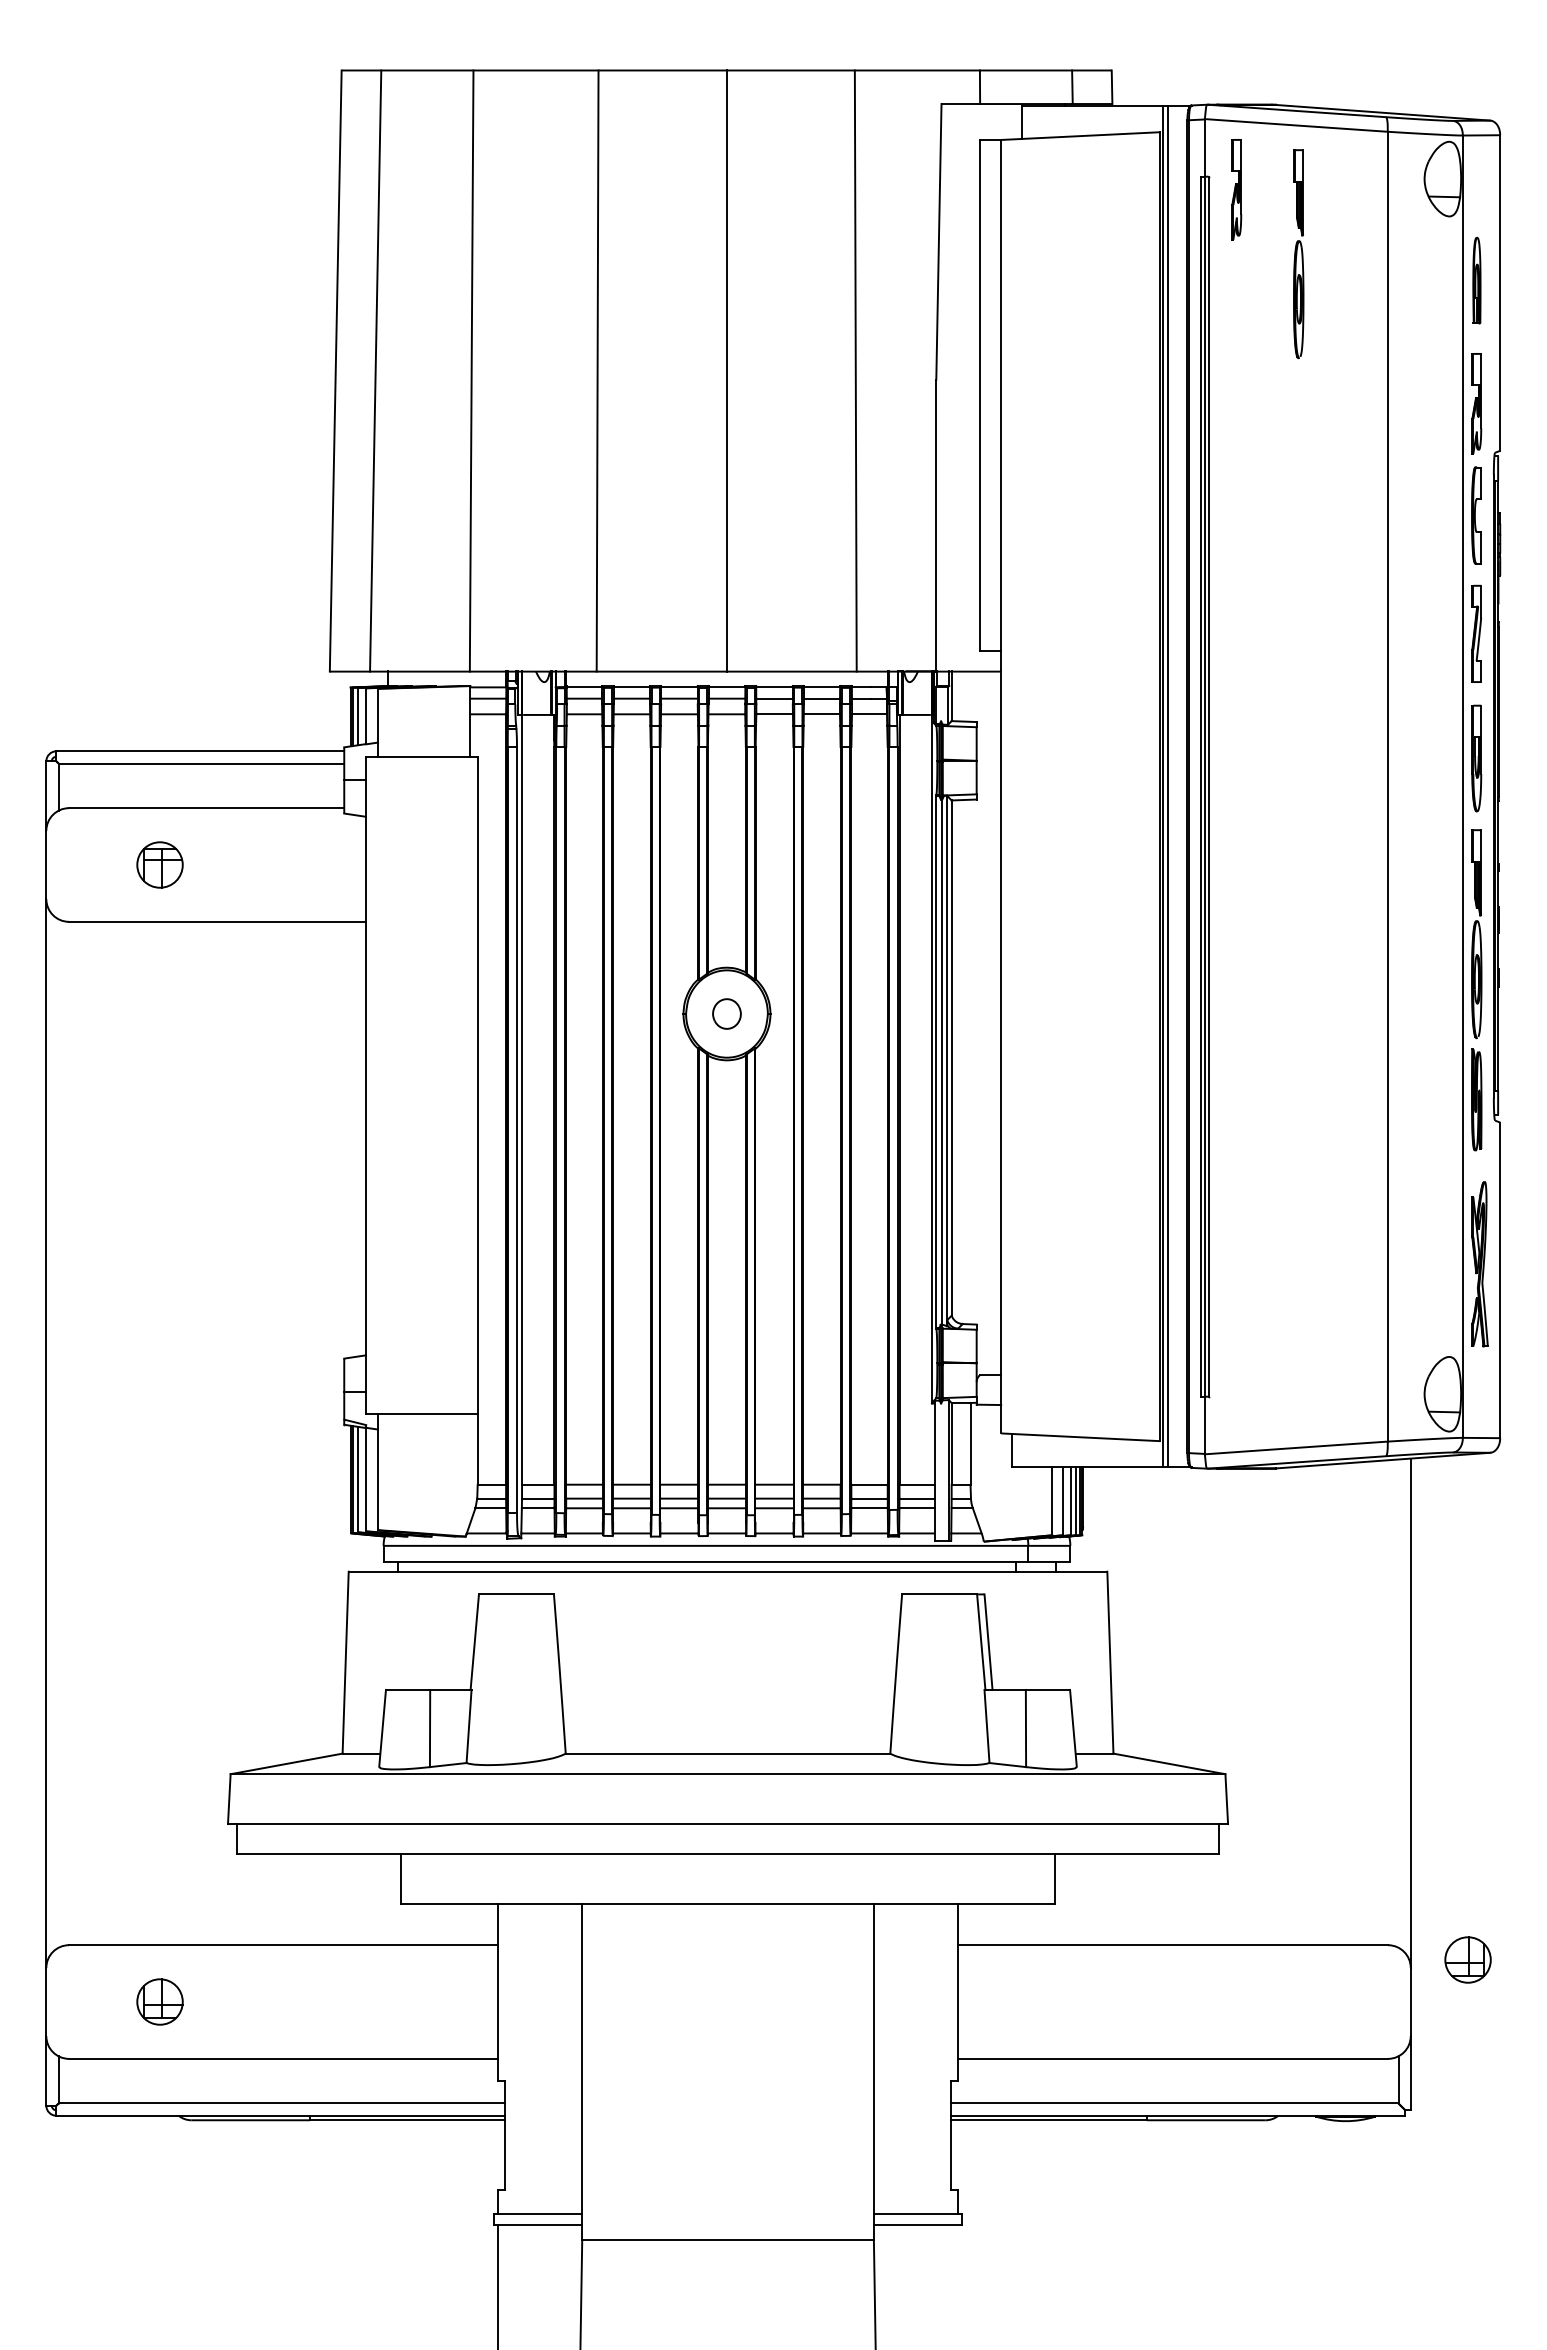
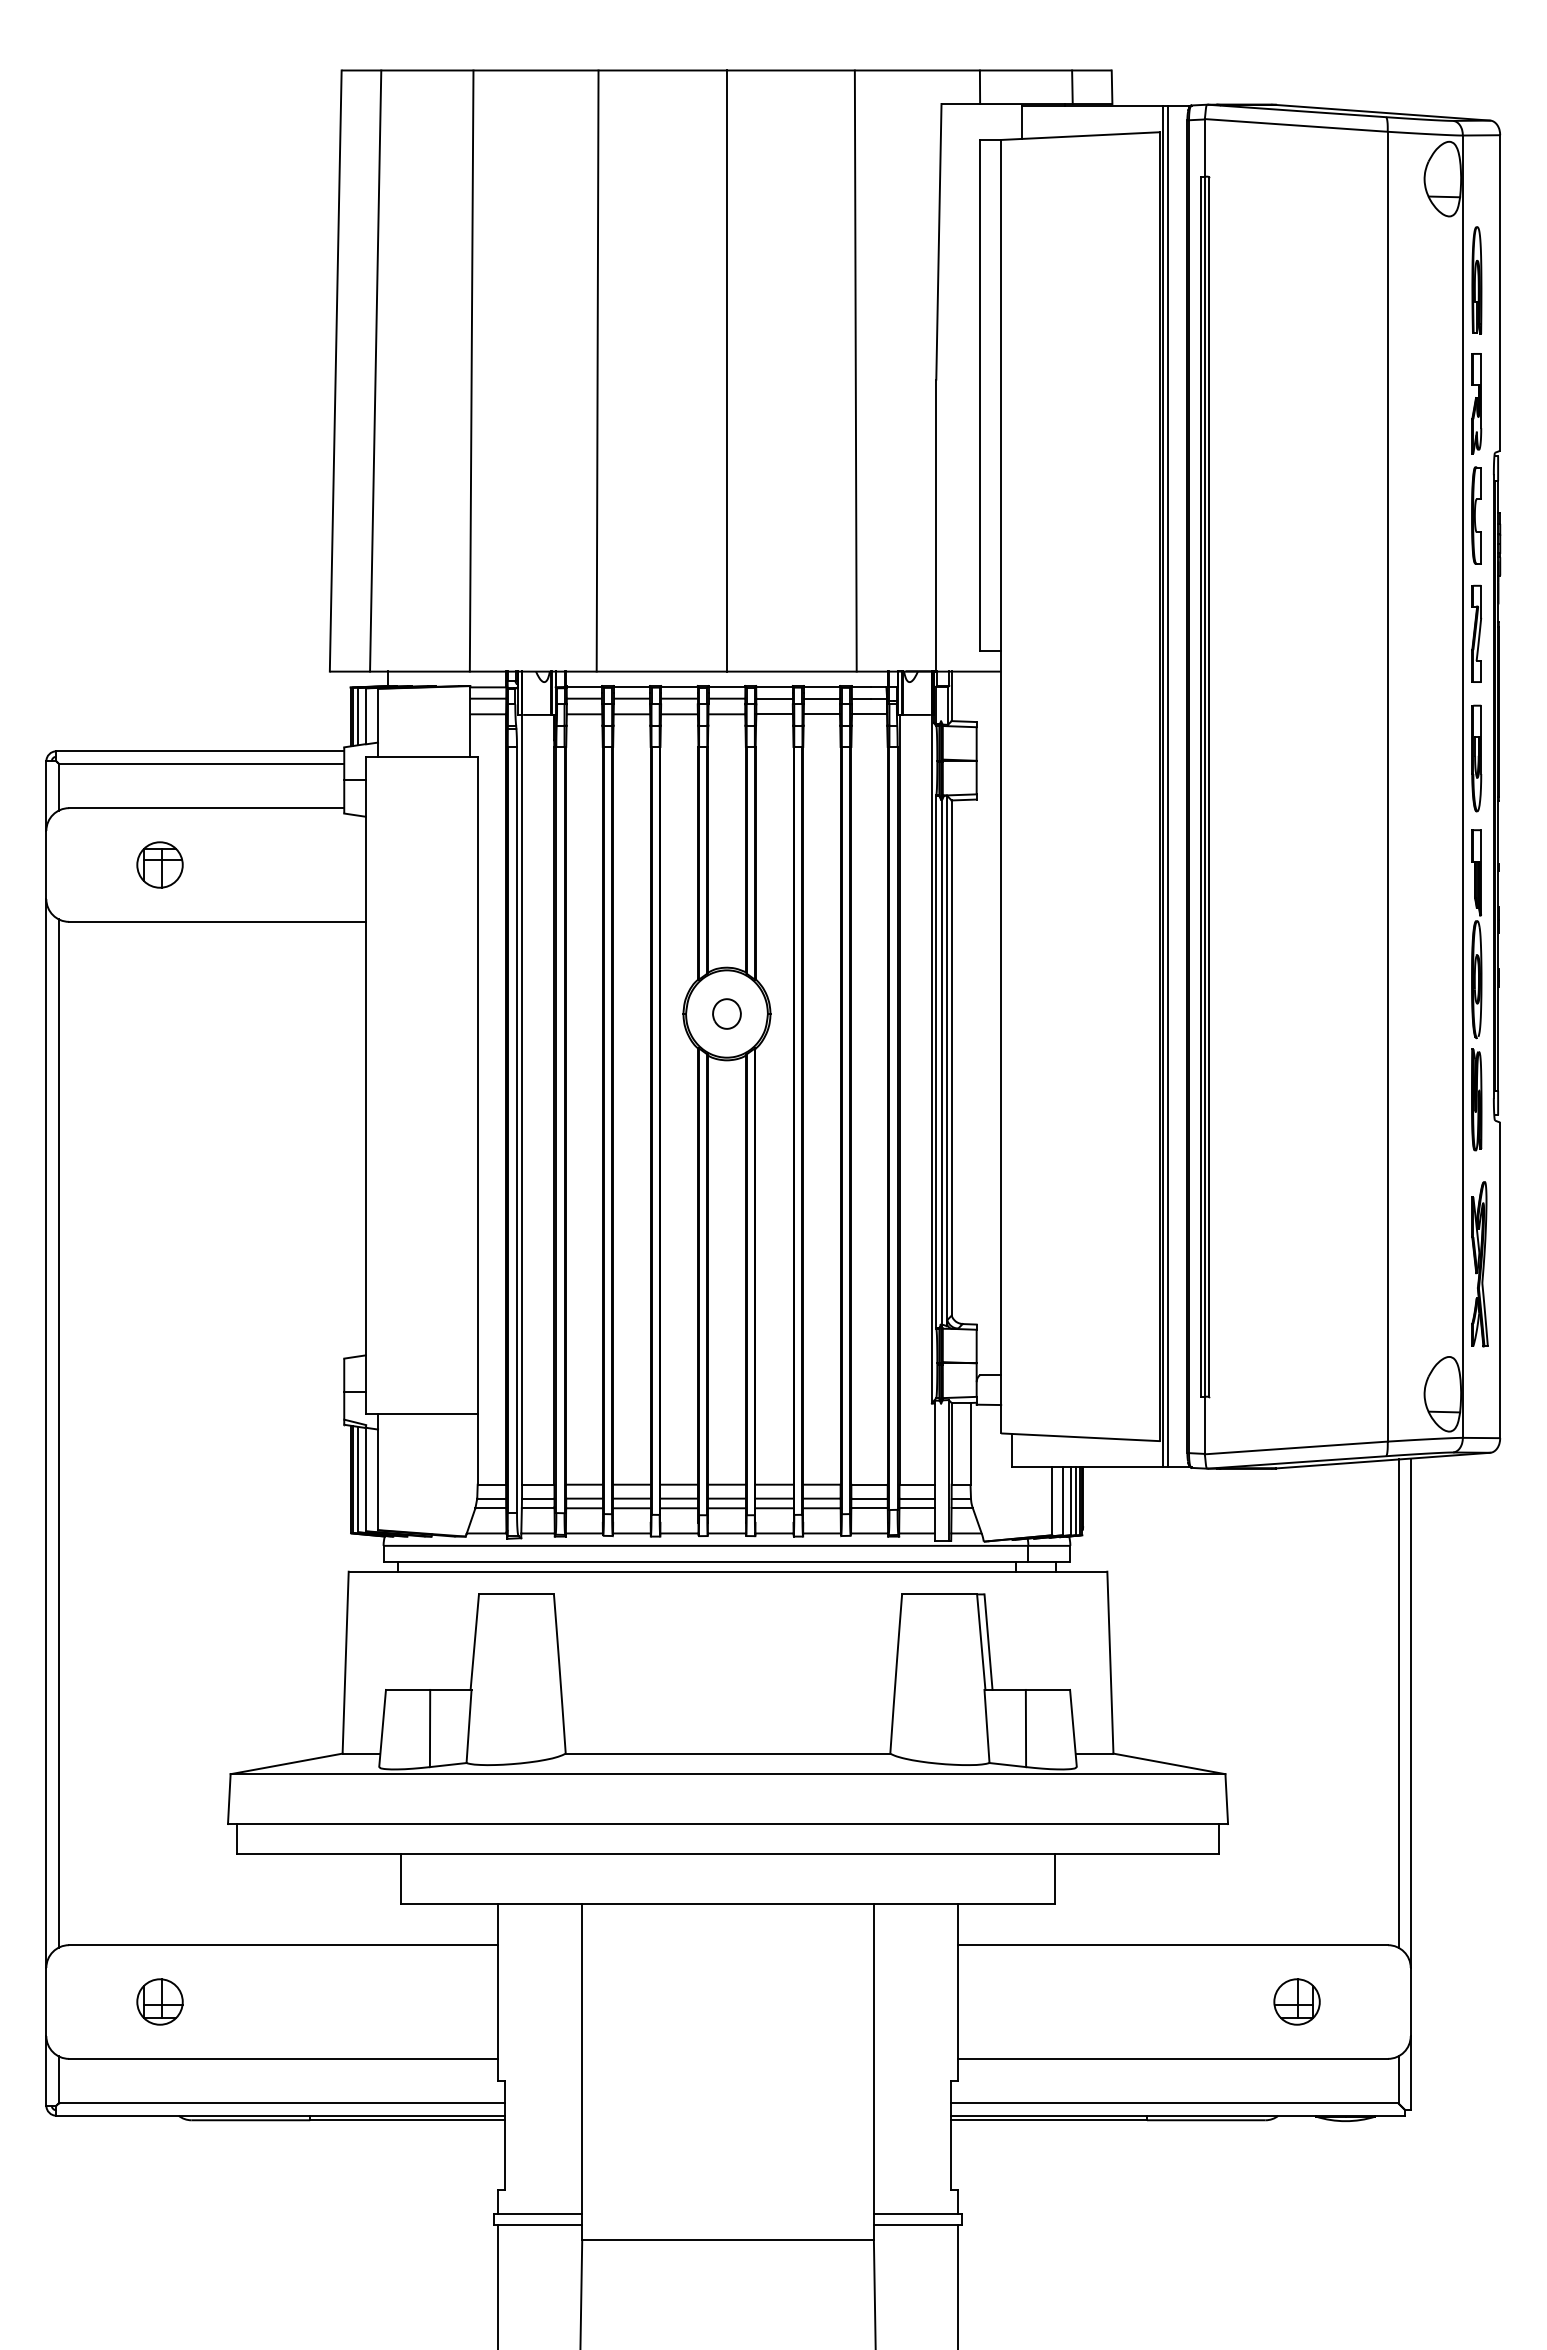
part: present -> none (1236, 189)
part: present -> none (1298, 254)
part size: 10x89 px -> 12x109 px (1476, 280)
line: none -> present (58, 1433)
line: none -> present (1398, 1703)
part position: (1467, 1959) -> (1296, 2001) (1296, 2001)
line: none -> present (957, 2285)
